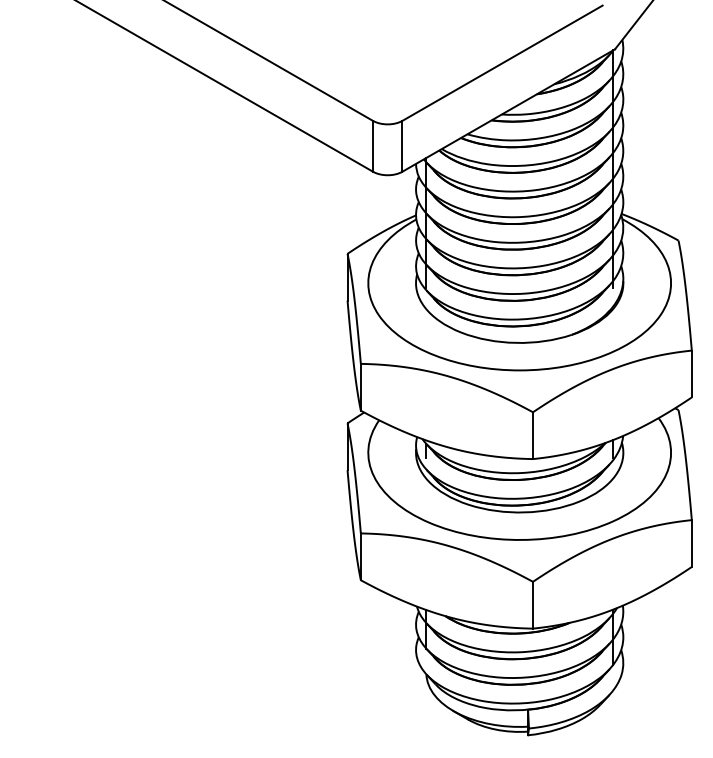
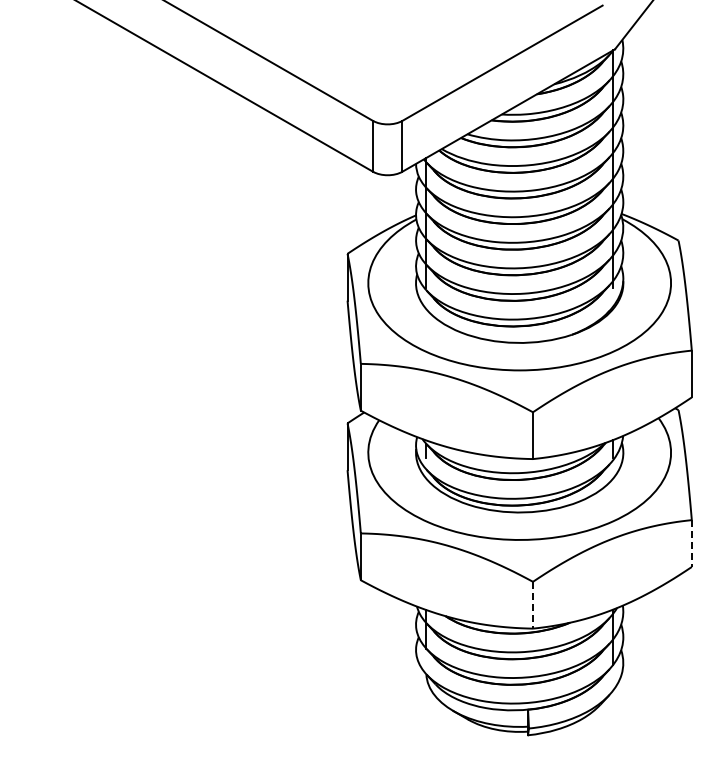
line: solid -> dashed (691, 544)
line: solid -> dashed (532, 605)
